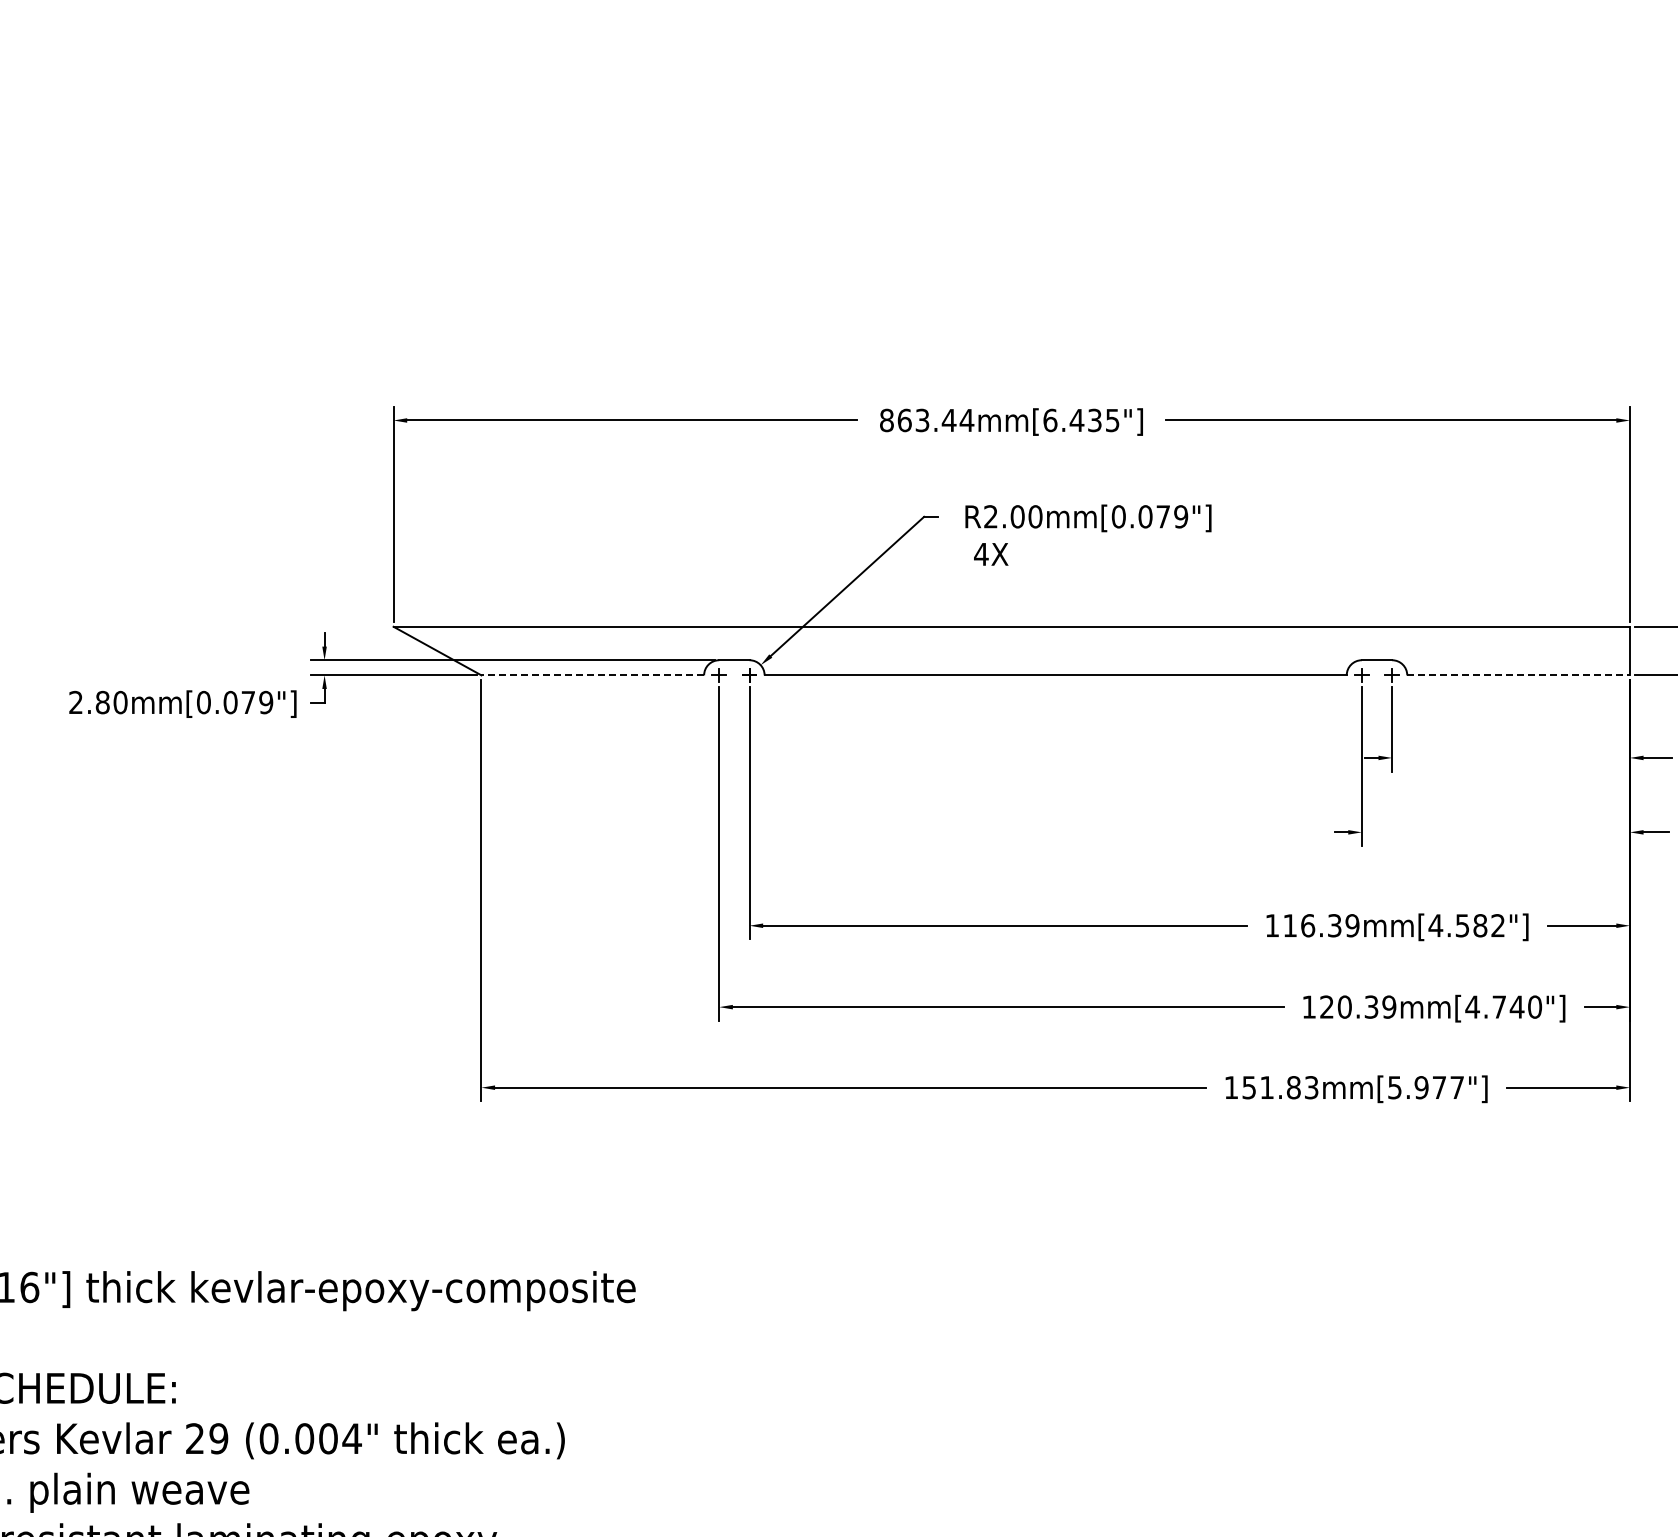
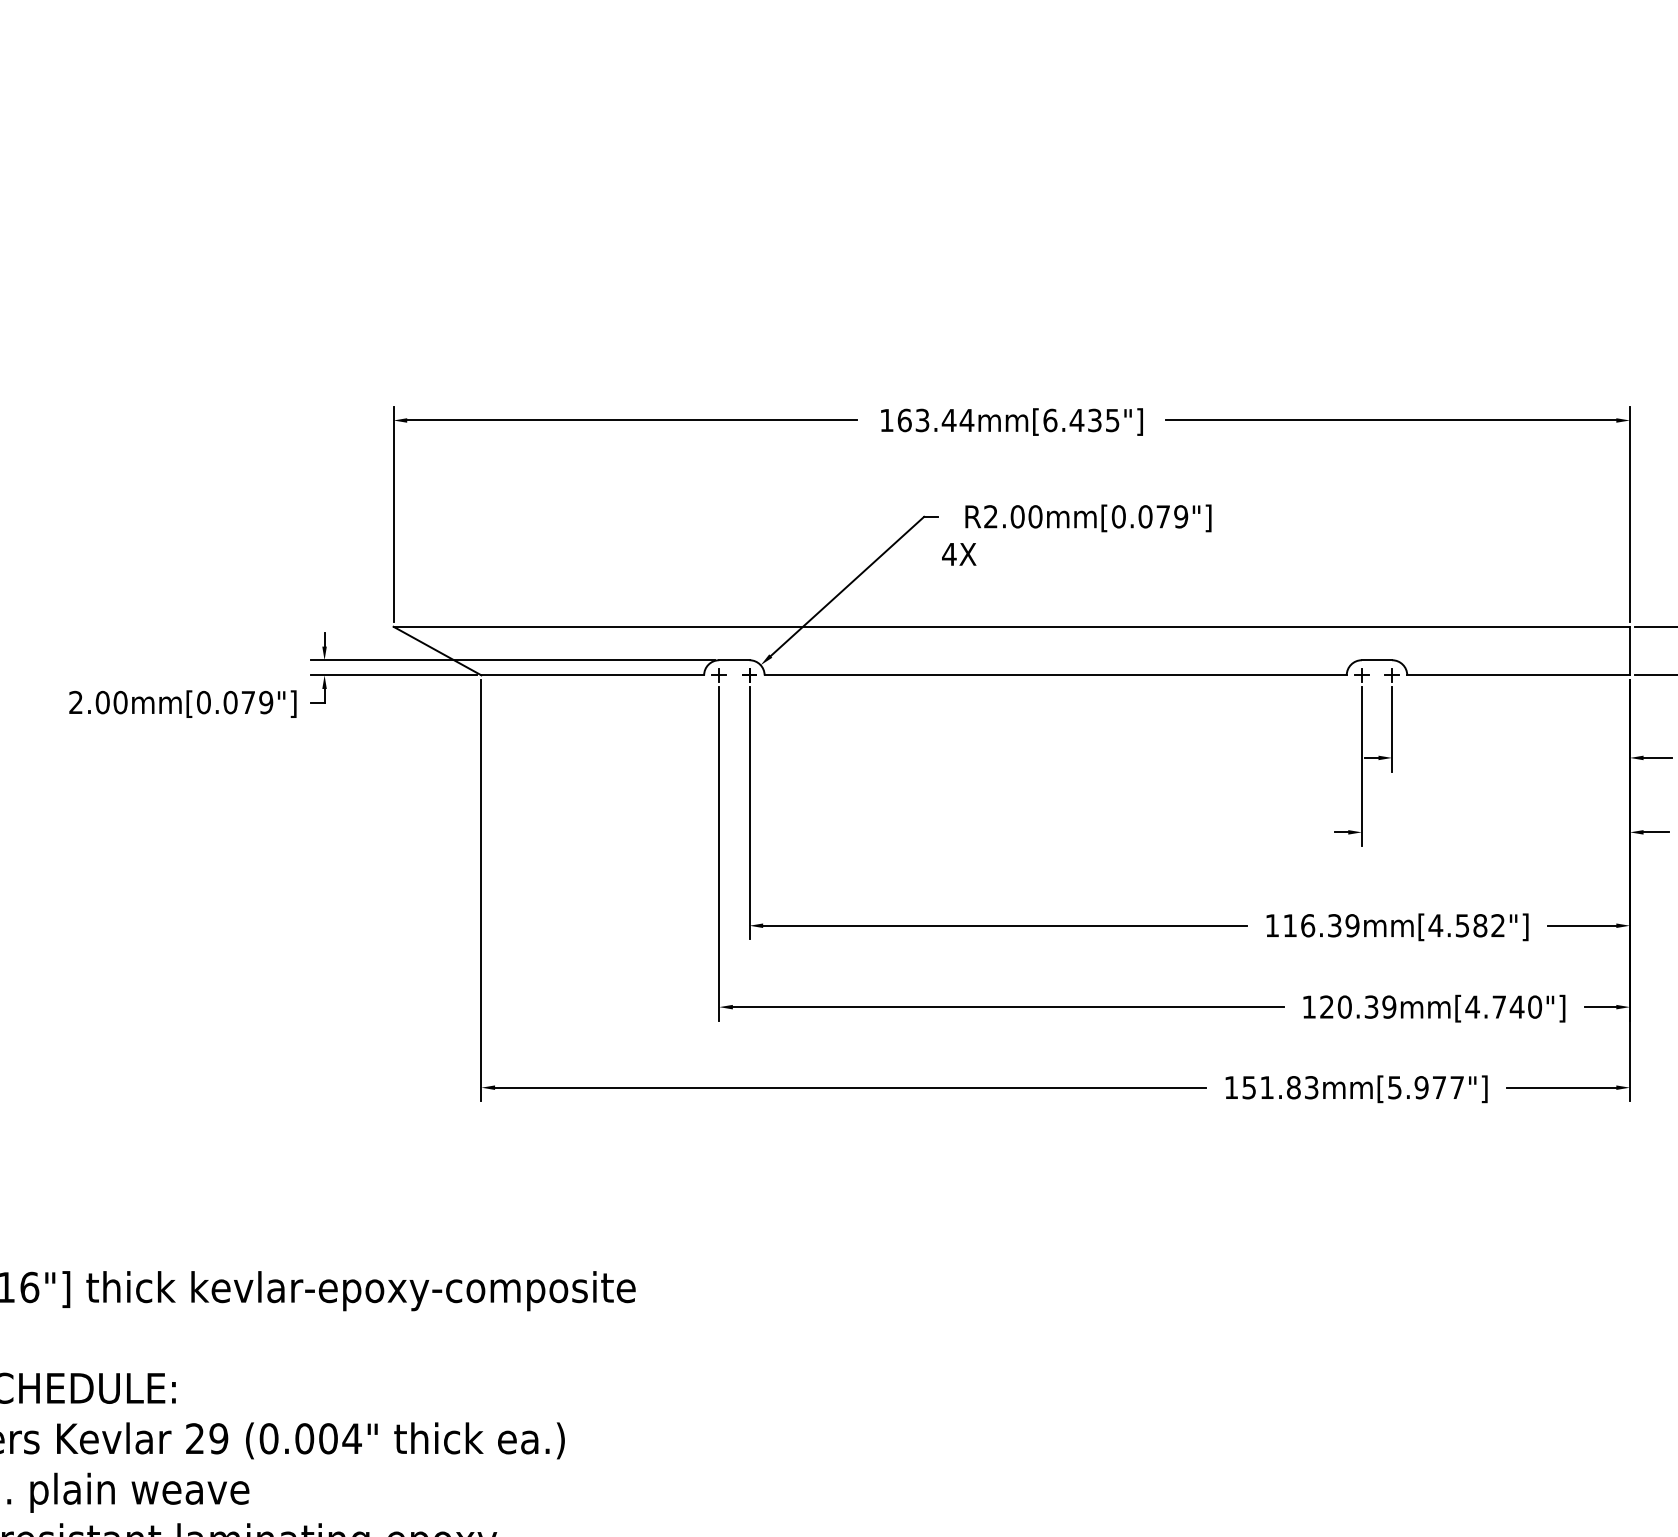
text: 863.44mm[6.435"] -> 163.44mm[6.435"] (886, 420)
text position: (991, 554) -> (959, 554) (959, 554)
line: dashed -> solid (592, 675)
line: dashed -> solid (1519, 675)
text: 2.80mm[0.079"] -> 2.00mm[0.079"] (102, 702)
